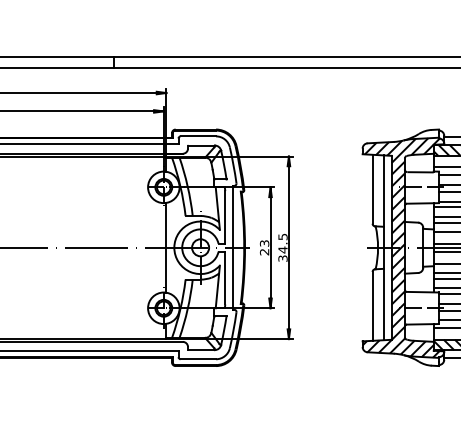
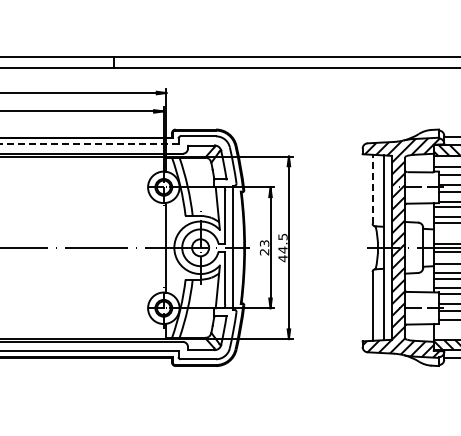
line: solid -> dashed (89, 144)
line: solid -> dashed (372, 188)
line: present -> none (445, 232)
text: 34.5 -> 44.5 (282, 258)
line: present -> none (445, 328)
